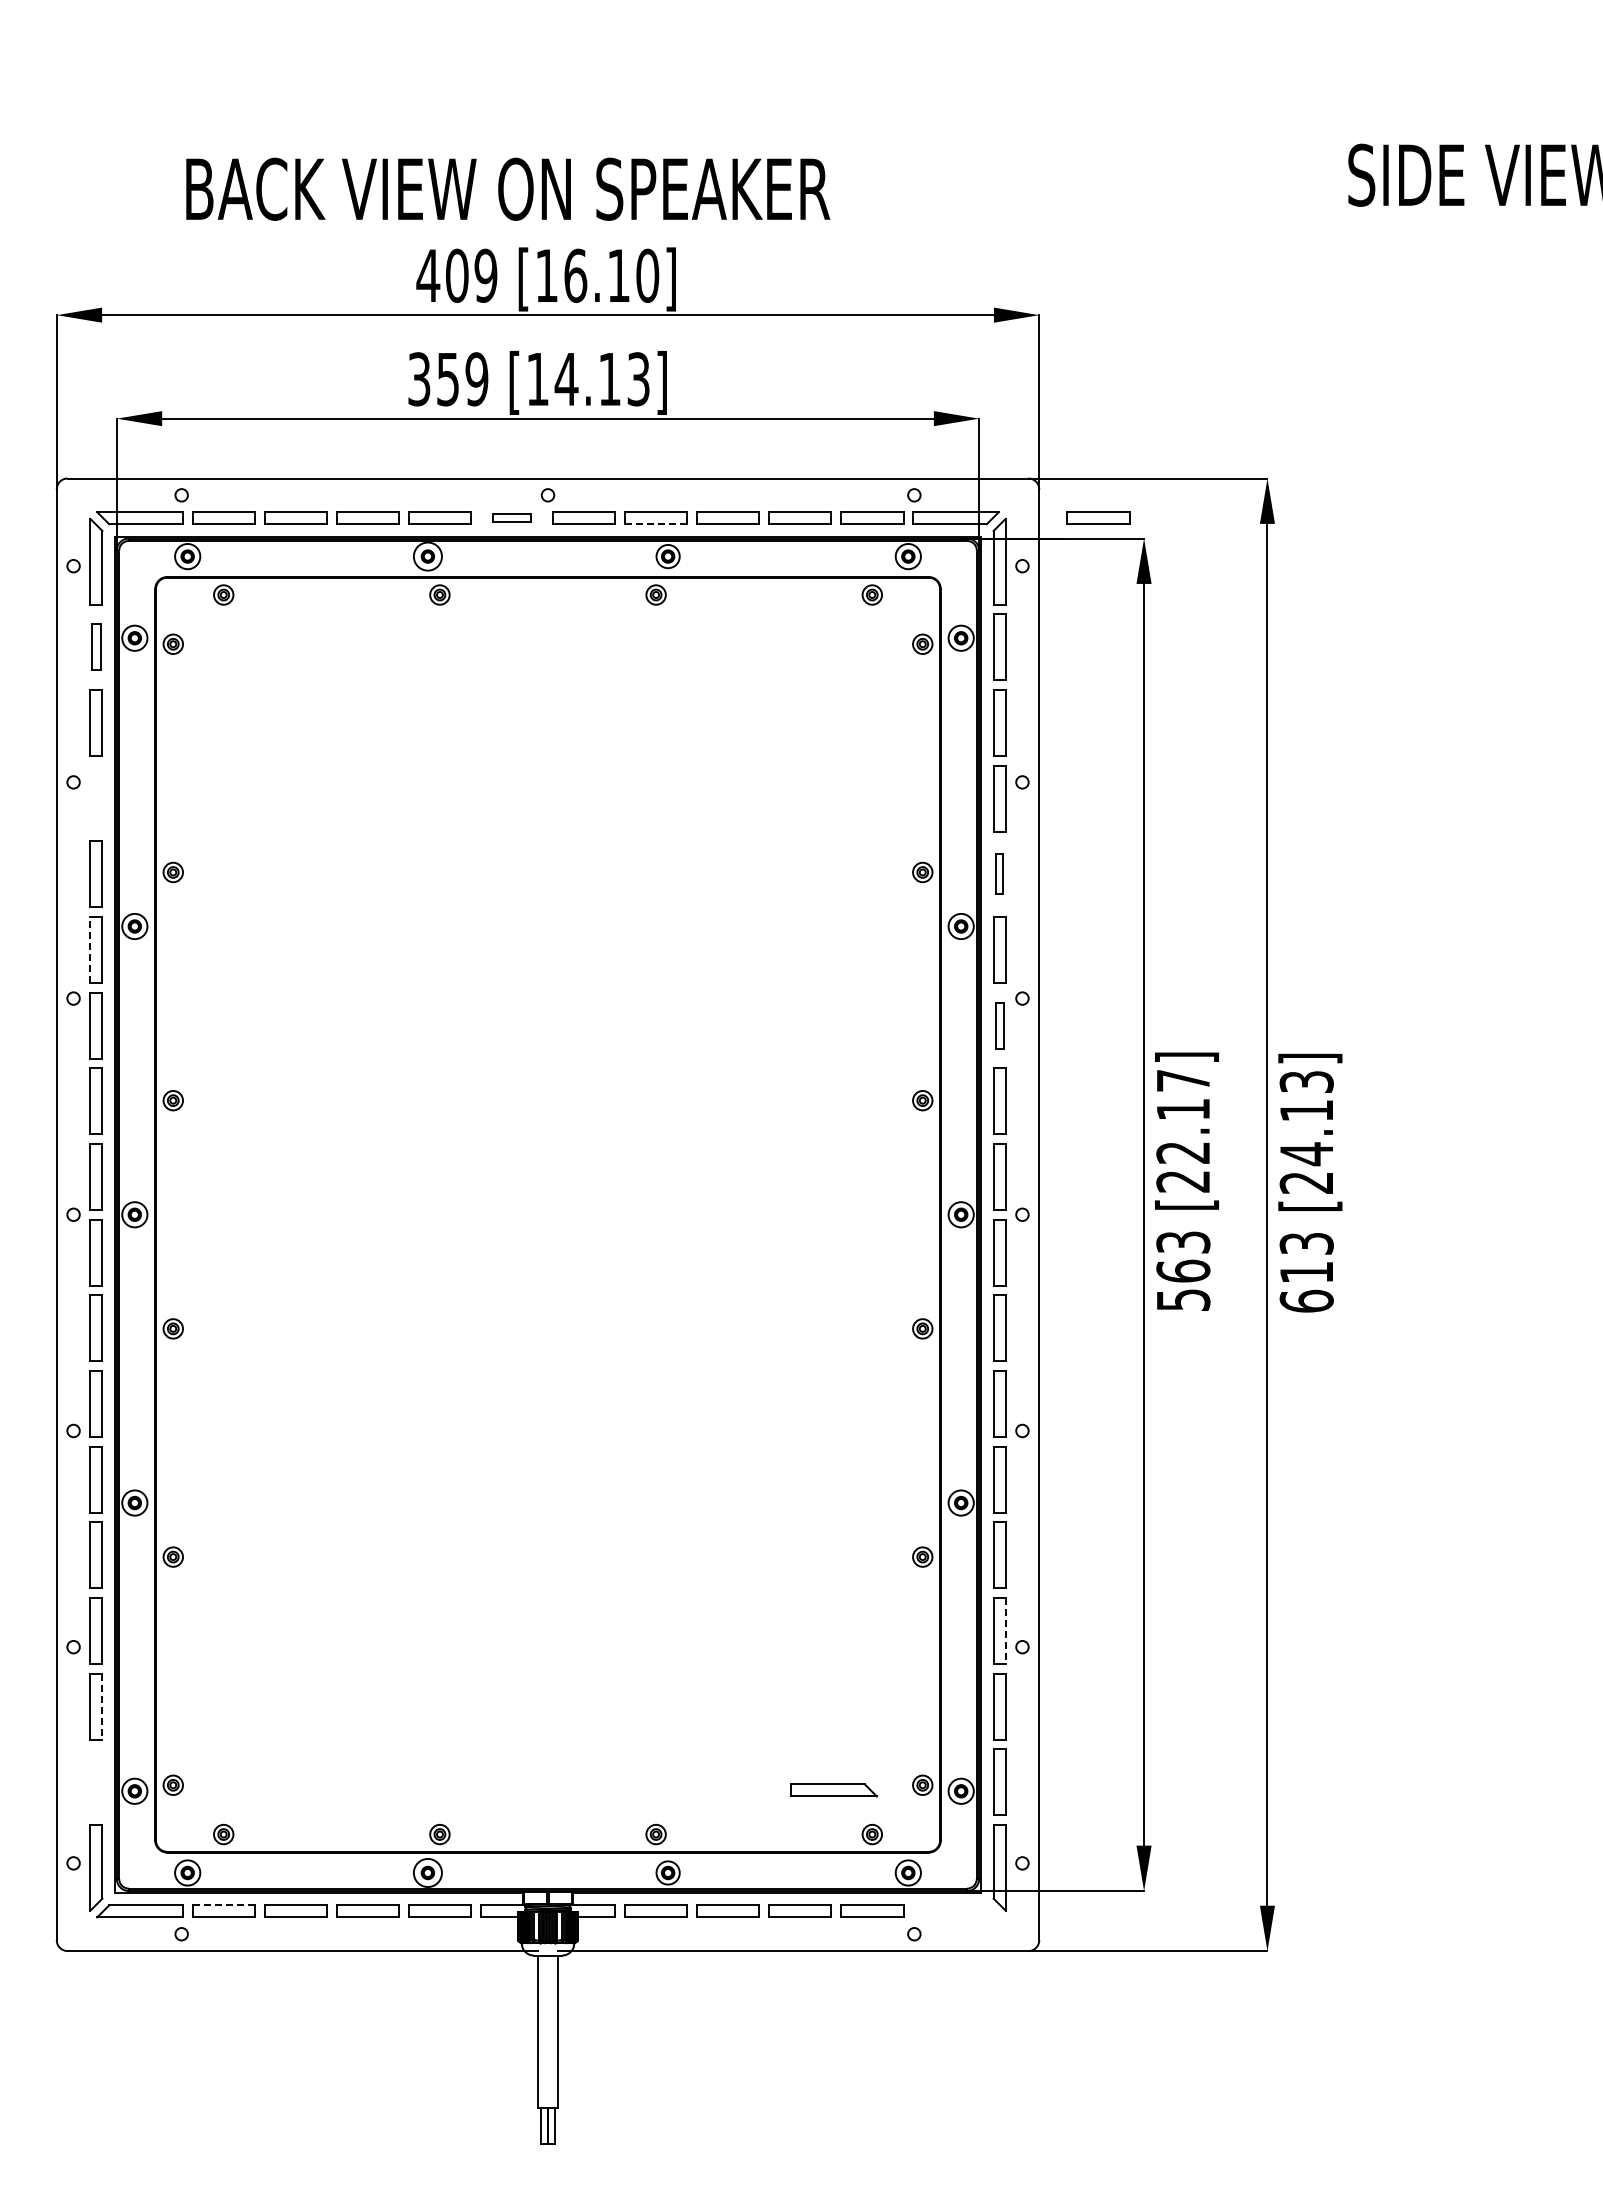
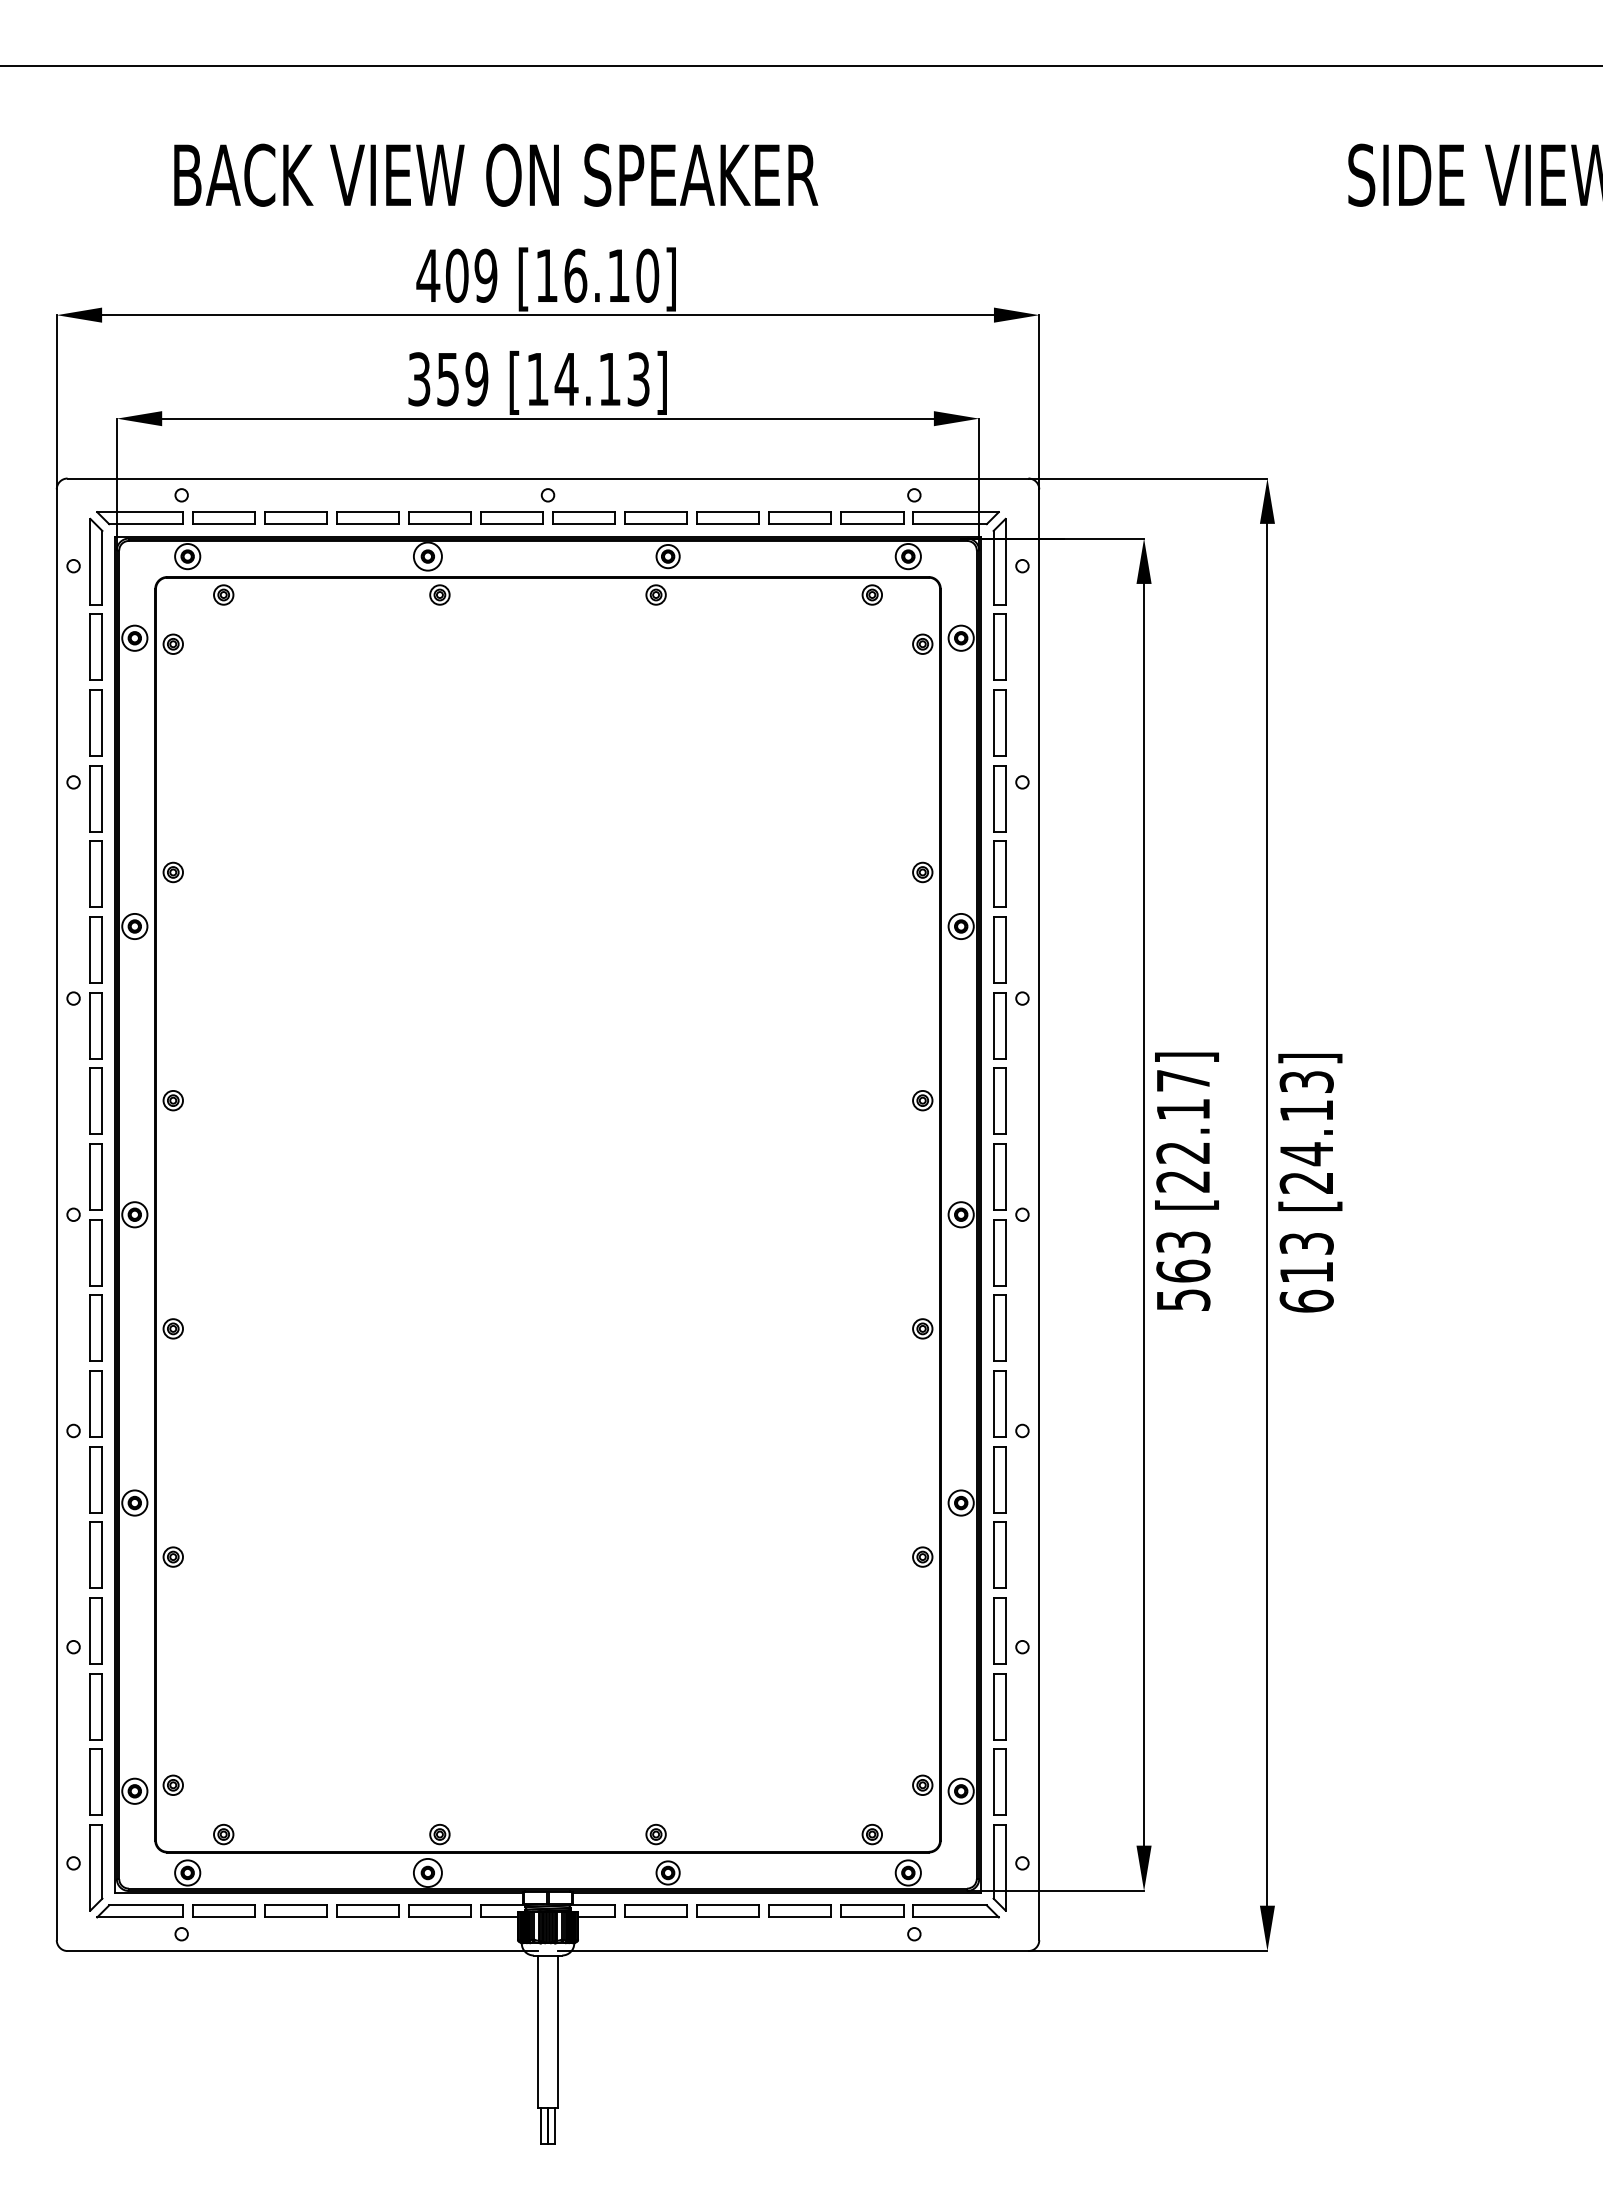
line: none -> present (800, 66)
text position: (508, 188) -> (496, 174) (496, 174)
part size: 40x10 px -> 64x14 px (511, 517)
part: present -> none (1098, 517)
line: dashed -> solid (655, 524)
part size: 11x48 px -> 14x68 px (95, 646)
part: none -> present (95, 798)
part size: 9x42 px -> 14x68 px (999, 873)
line: dashed -> solid (90, 949)
part size: 10x48 px -> 14x68 px (999, 1025)
line: dashed -> solid (1005, 1631)
line: dashed -> solid (102, 1707)
part: none -> present (95, 1781)
part position: (833, 1790) -> (955, 1911) (955, 1911)
line: dashed -> solid (224, 1905)
